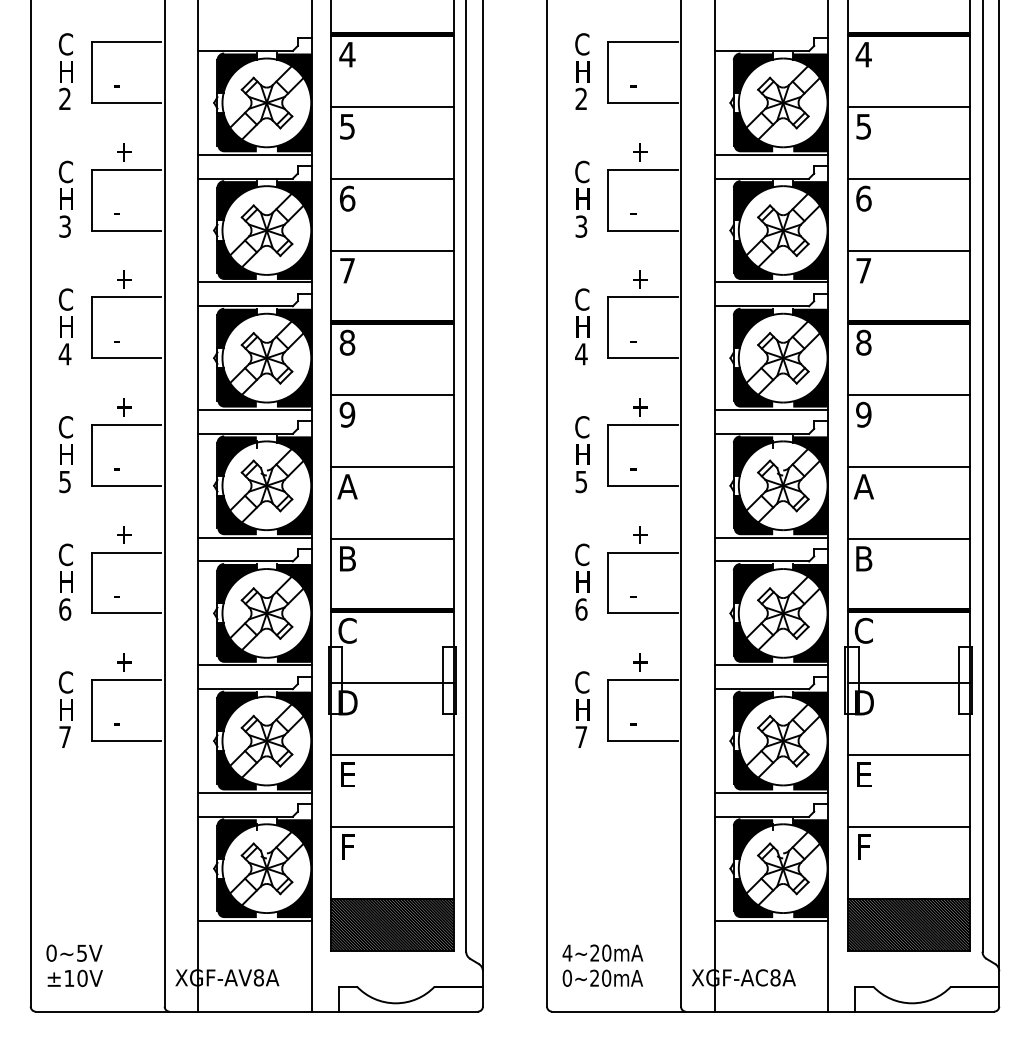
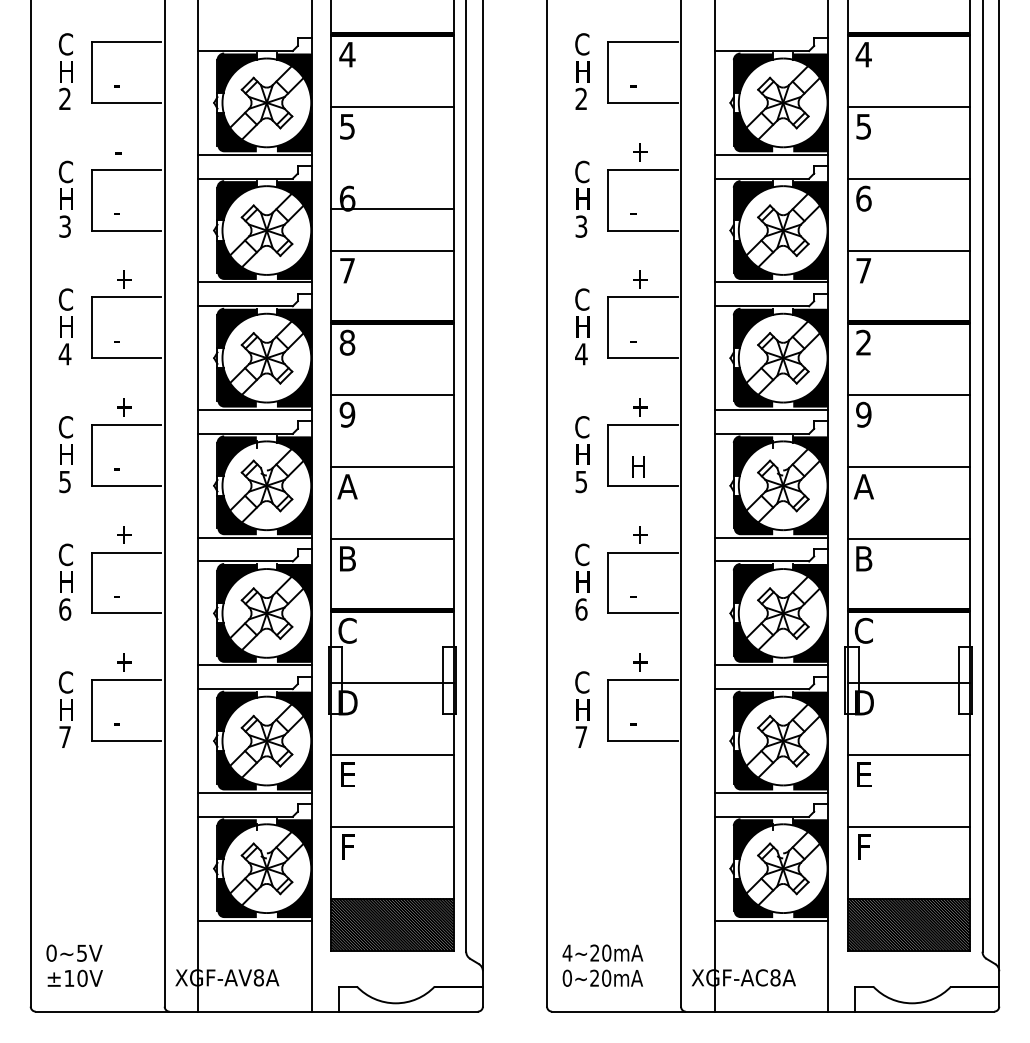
text: + -> - (123, 152)
line position: (392, 178) -> (392, 208) (392, 208)
text: 8 -> 2 (863, 342)
text: - -> H (637, 466)
